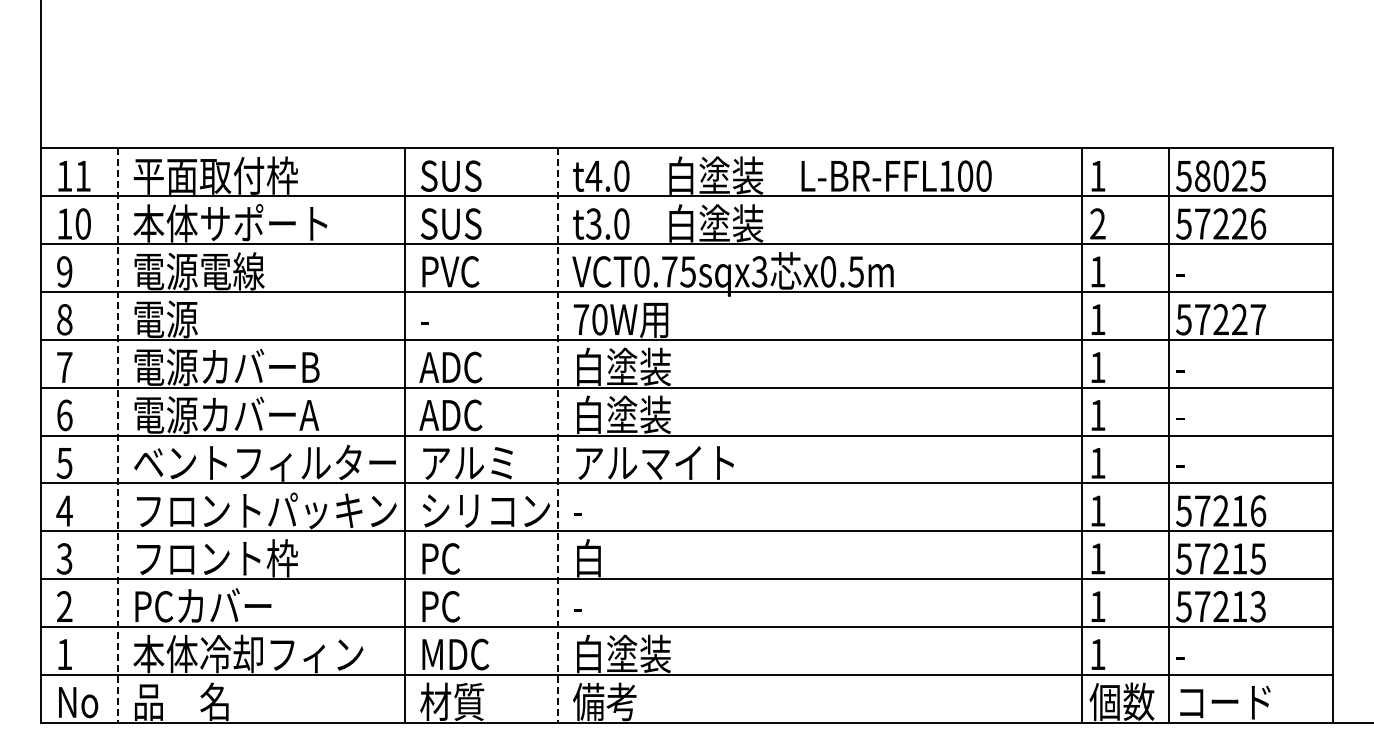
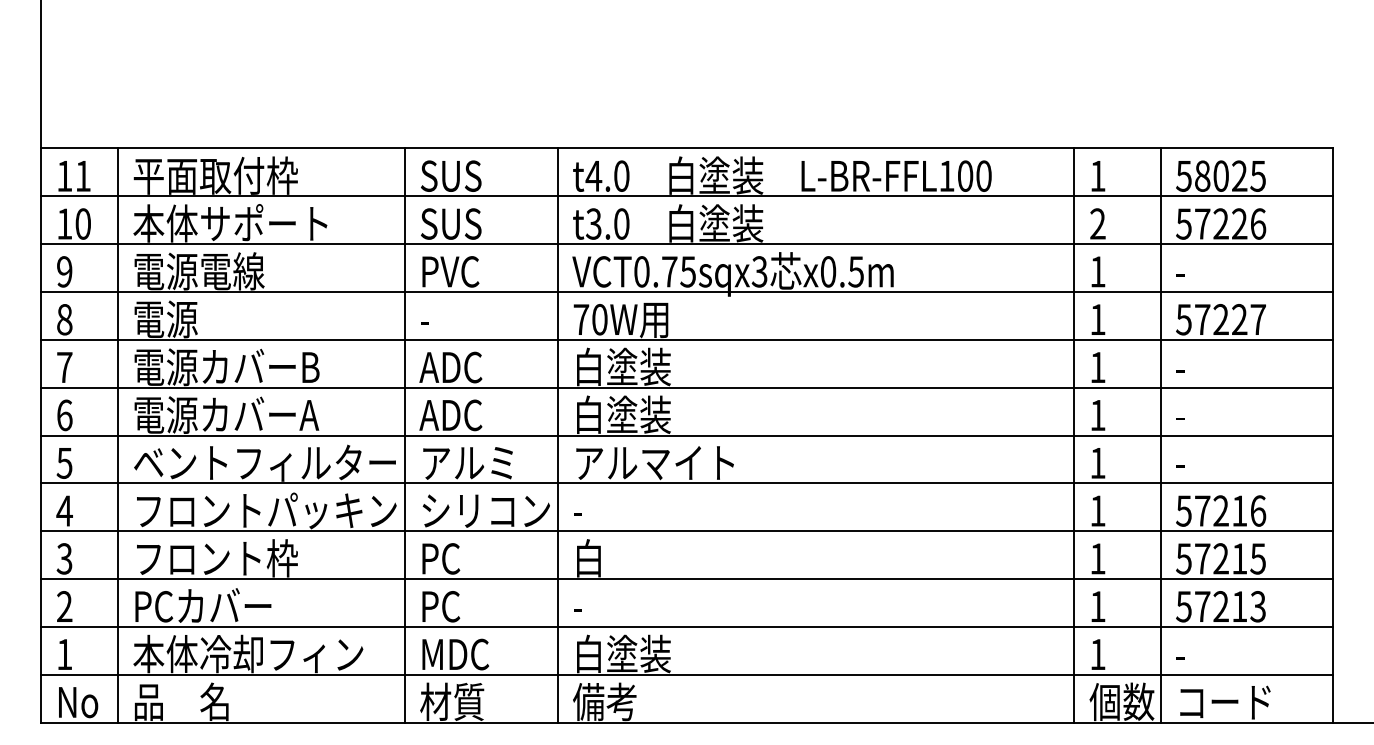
line position: (1082, 435) -> (1074, 435) (1074, 435)
line position: (1168, 435) -> (1160, 435) (1160, 435)
line: dashed -> solid (117, 436)
line: dashed -> solid (557, 436)
